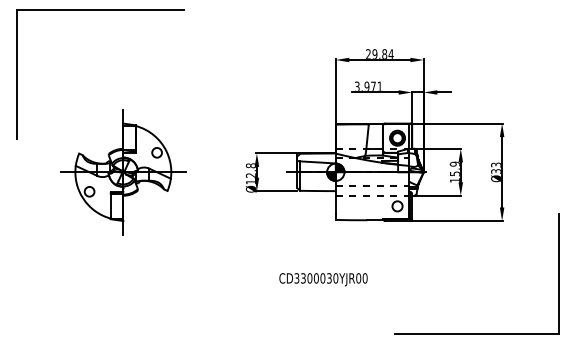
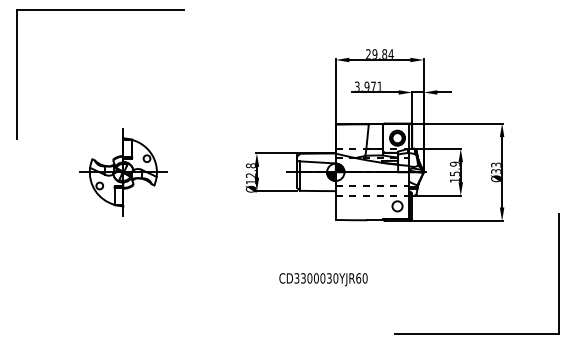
part size: 127x127 px -> 89x89 px (123, 172)
text: CD3300030YJR00 -> CD3300030YJR60 (358, 277)
